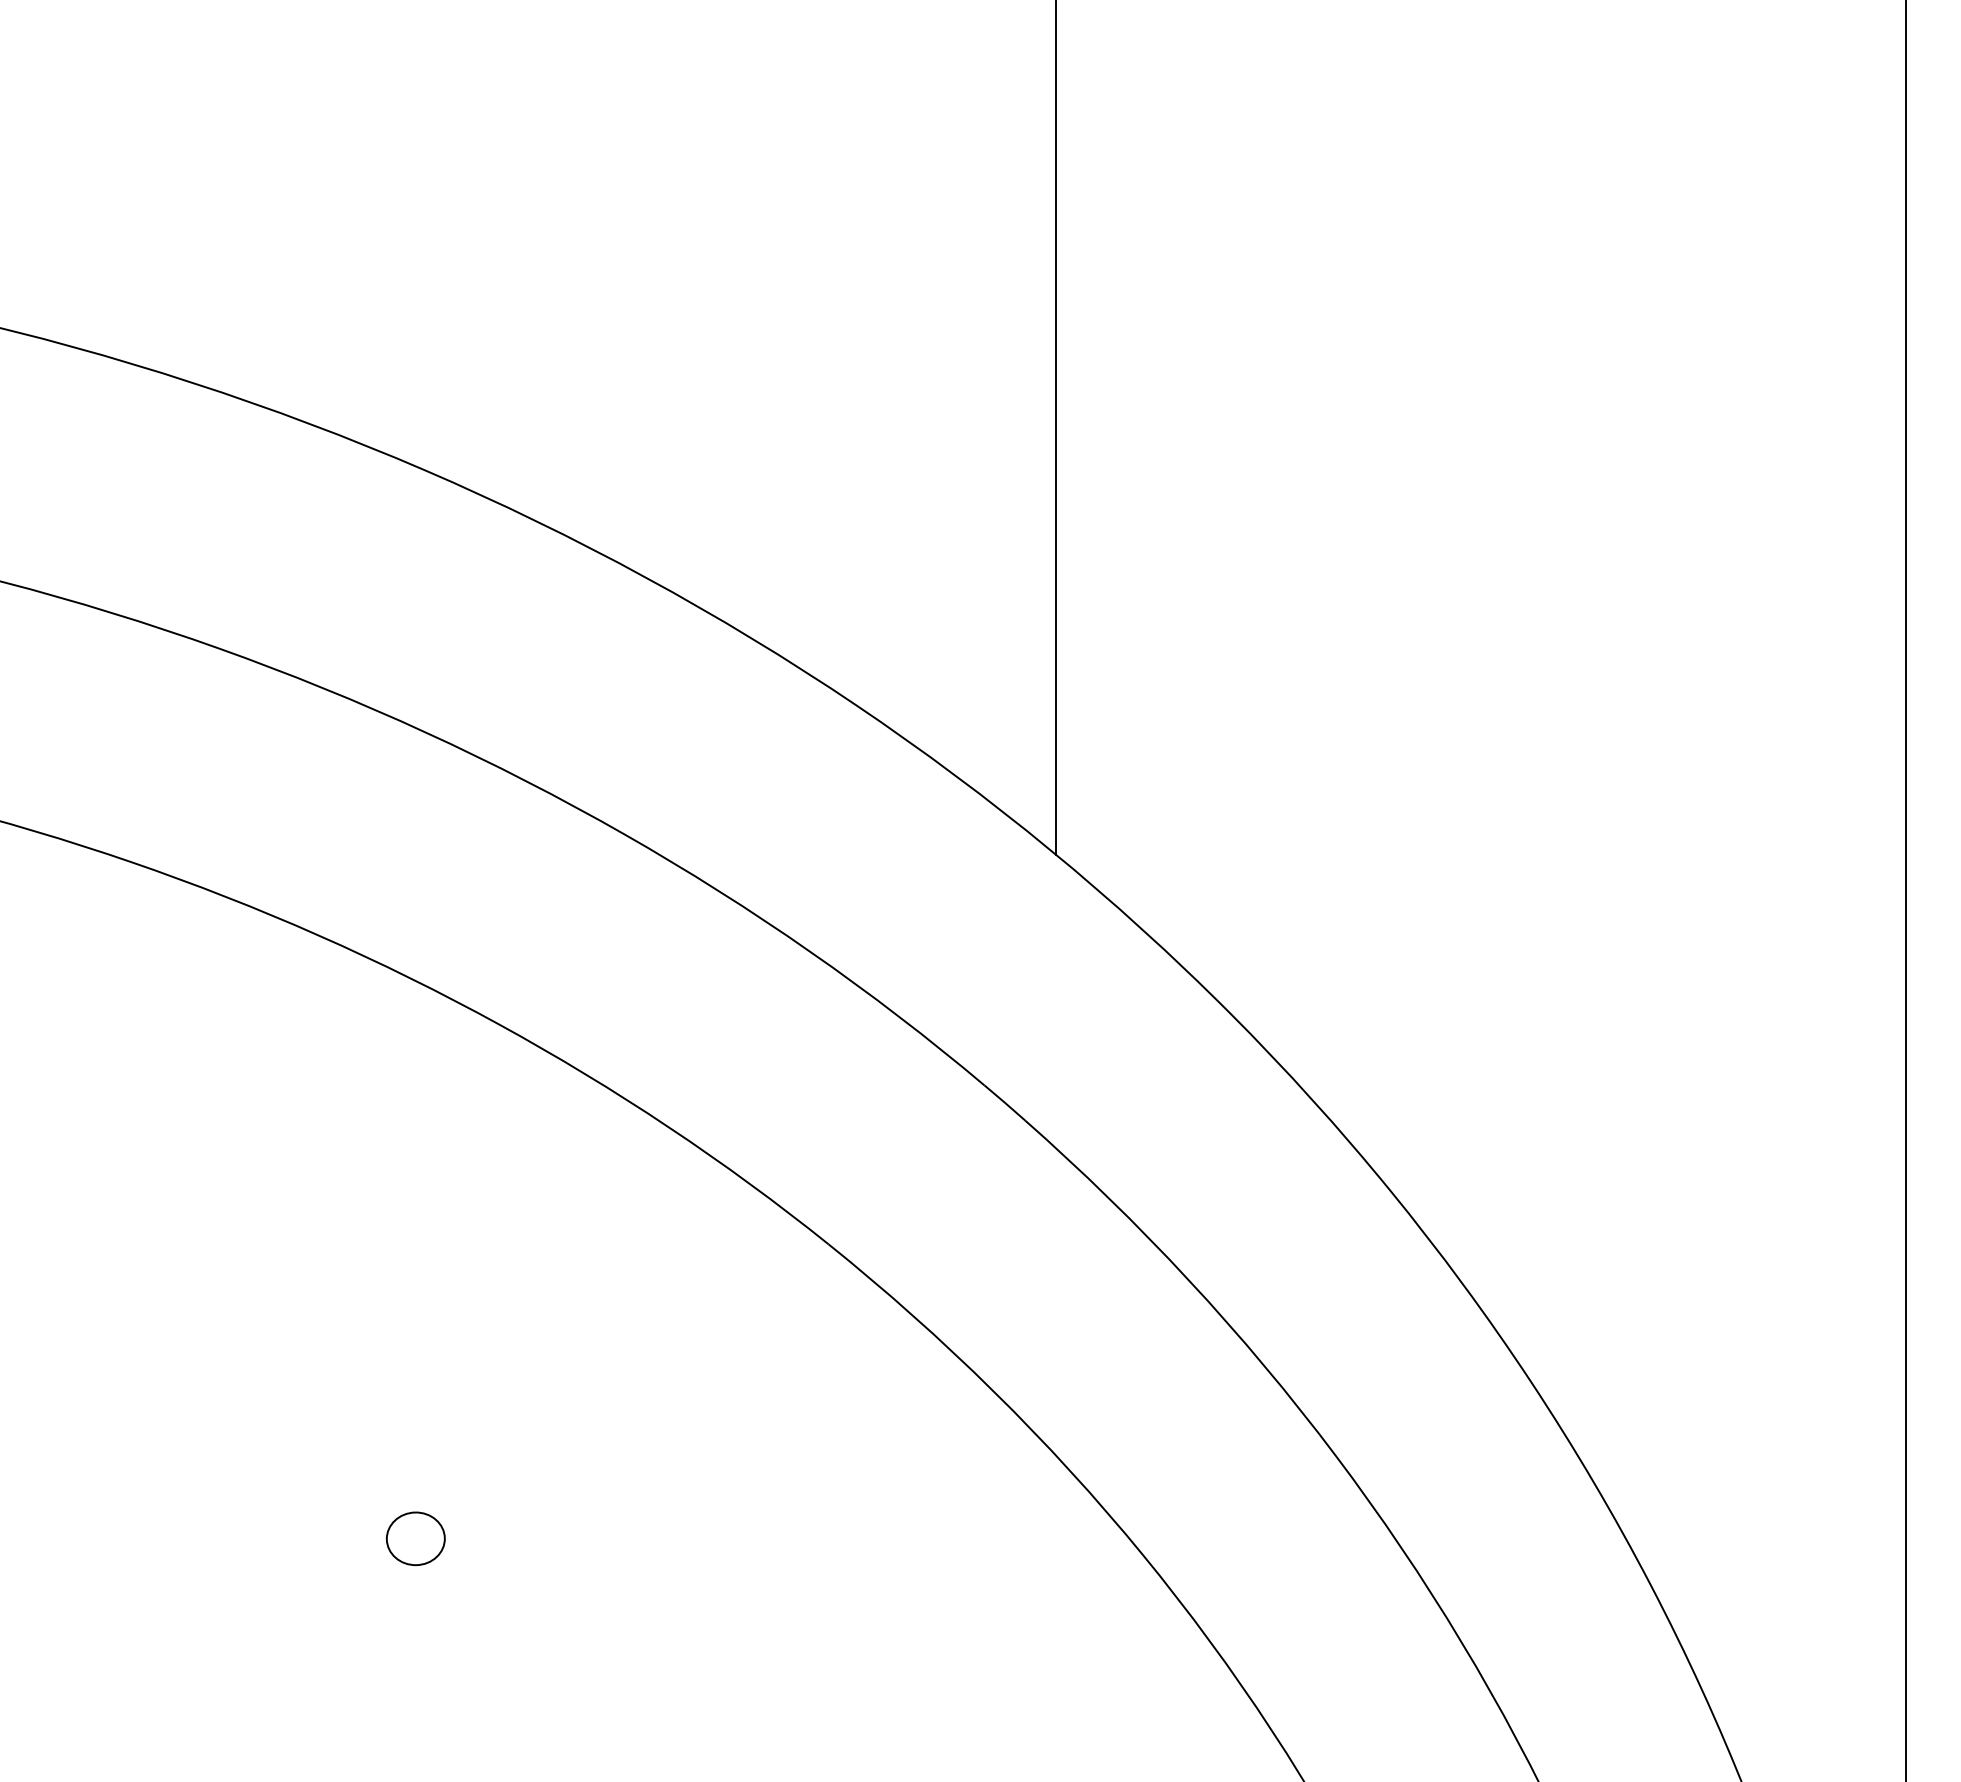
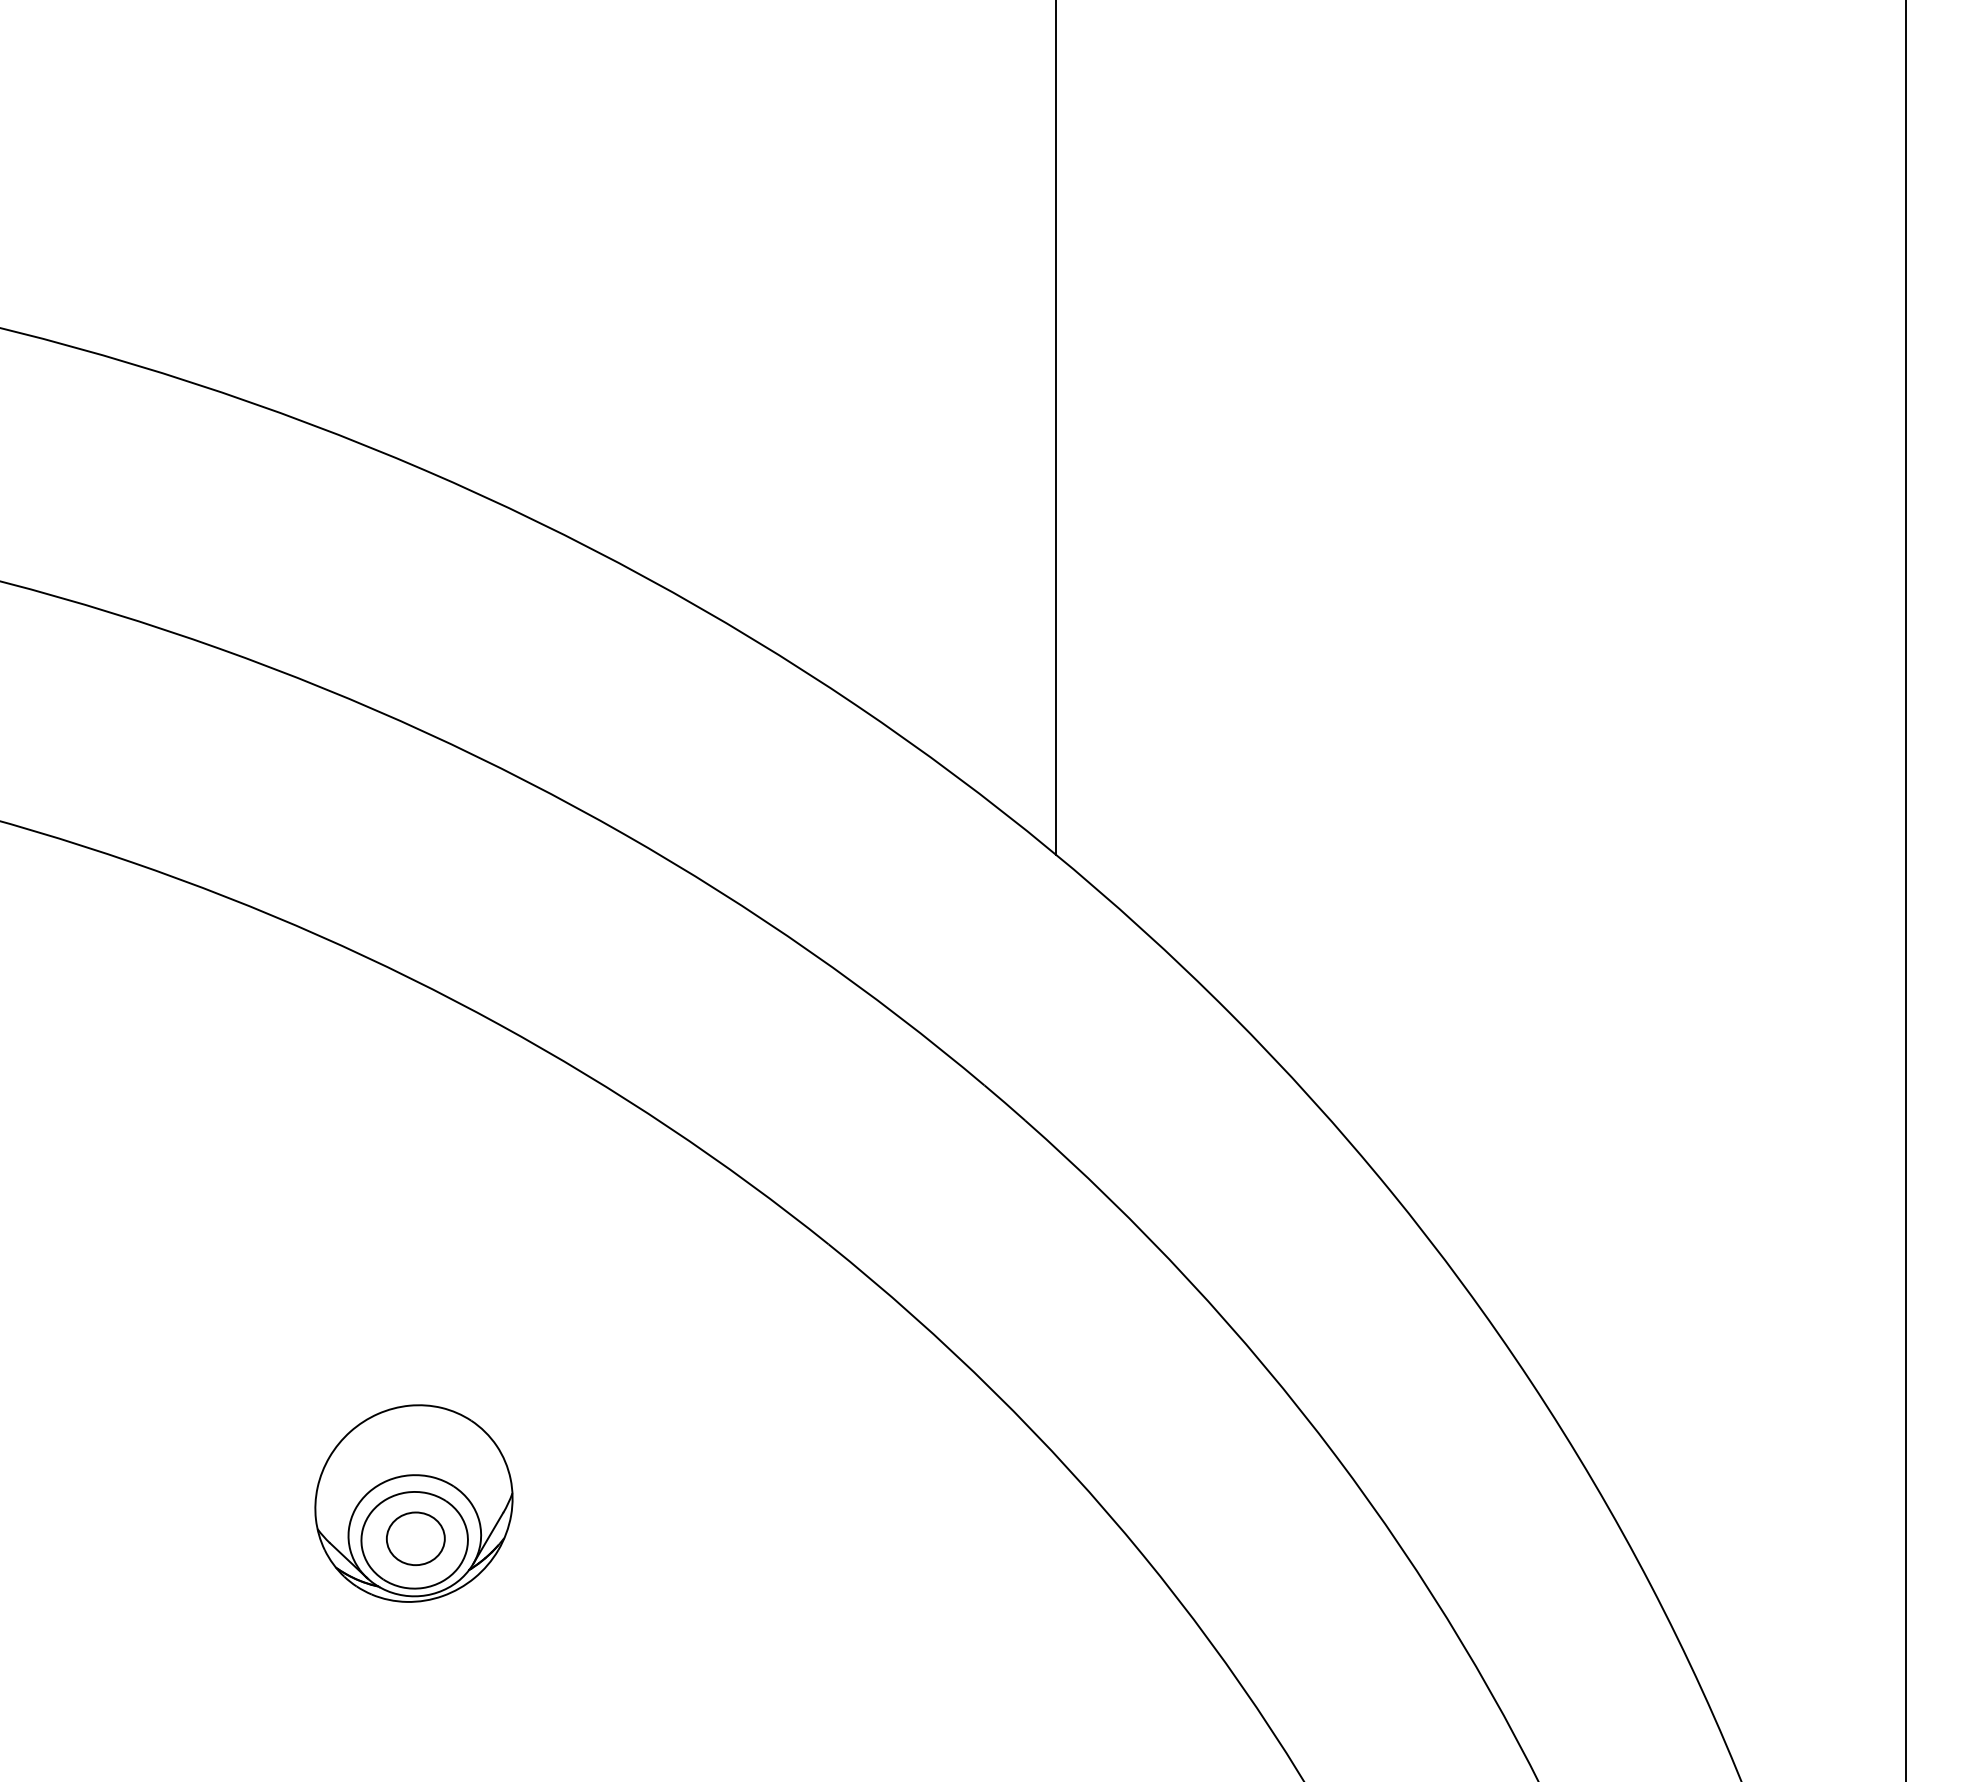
part: none -> present (413, 1503)
